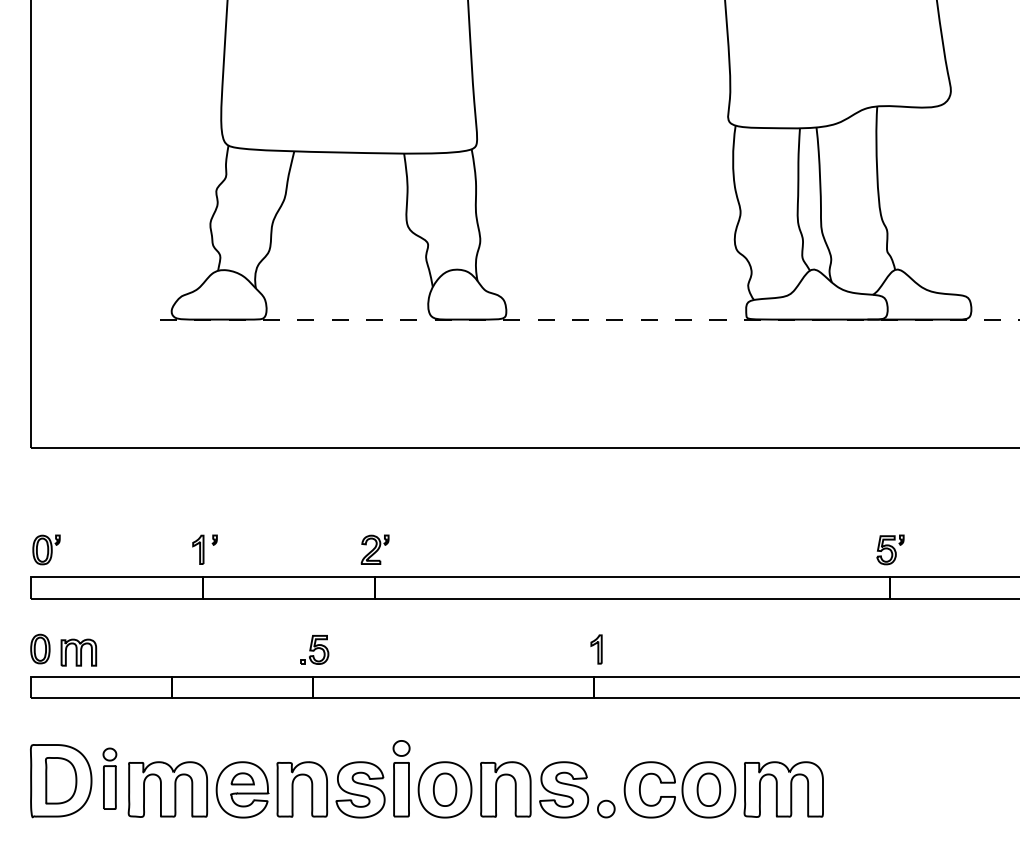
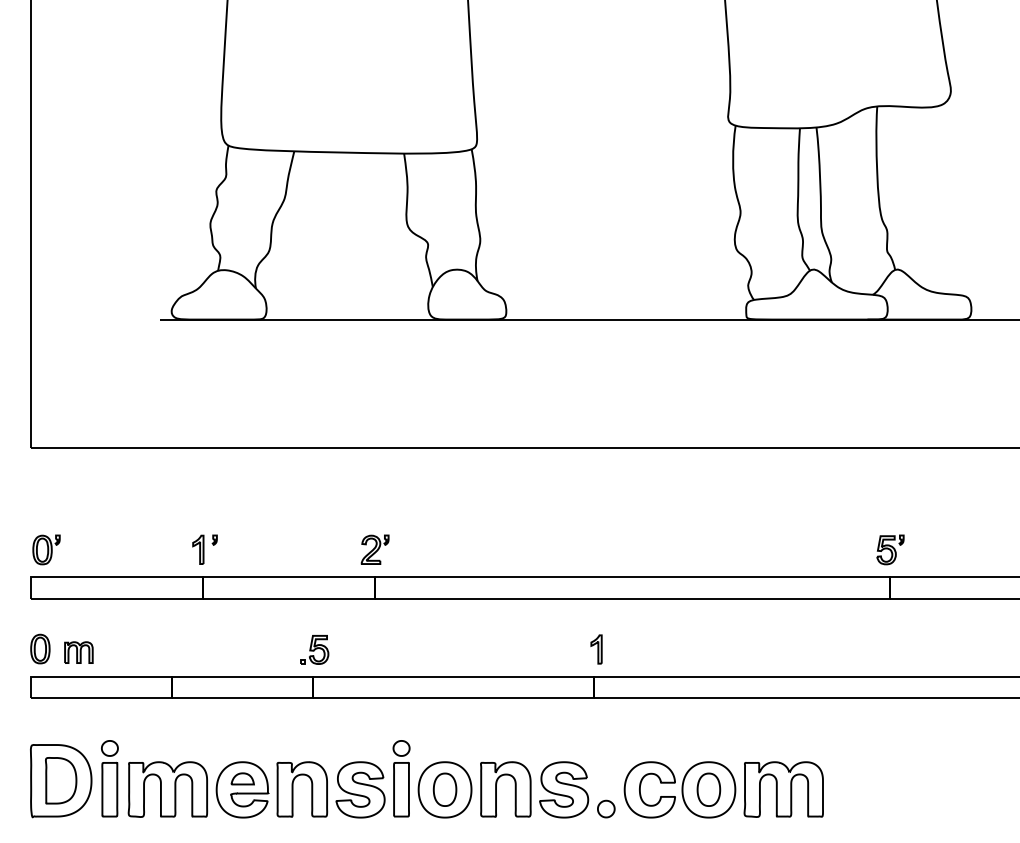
line: dashed -> solid (589, 319)
part size: 38x29 px -> 30x23 px (78, 652)
part size: 16x63 px -> 18x78 px (109, 778)
